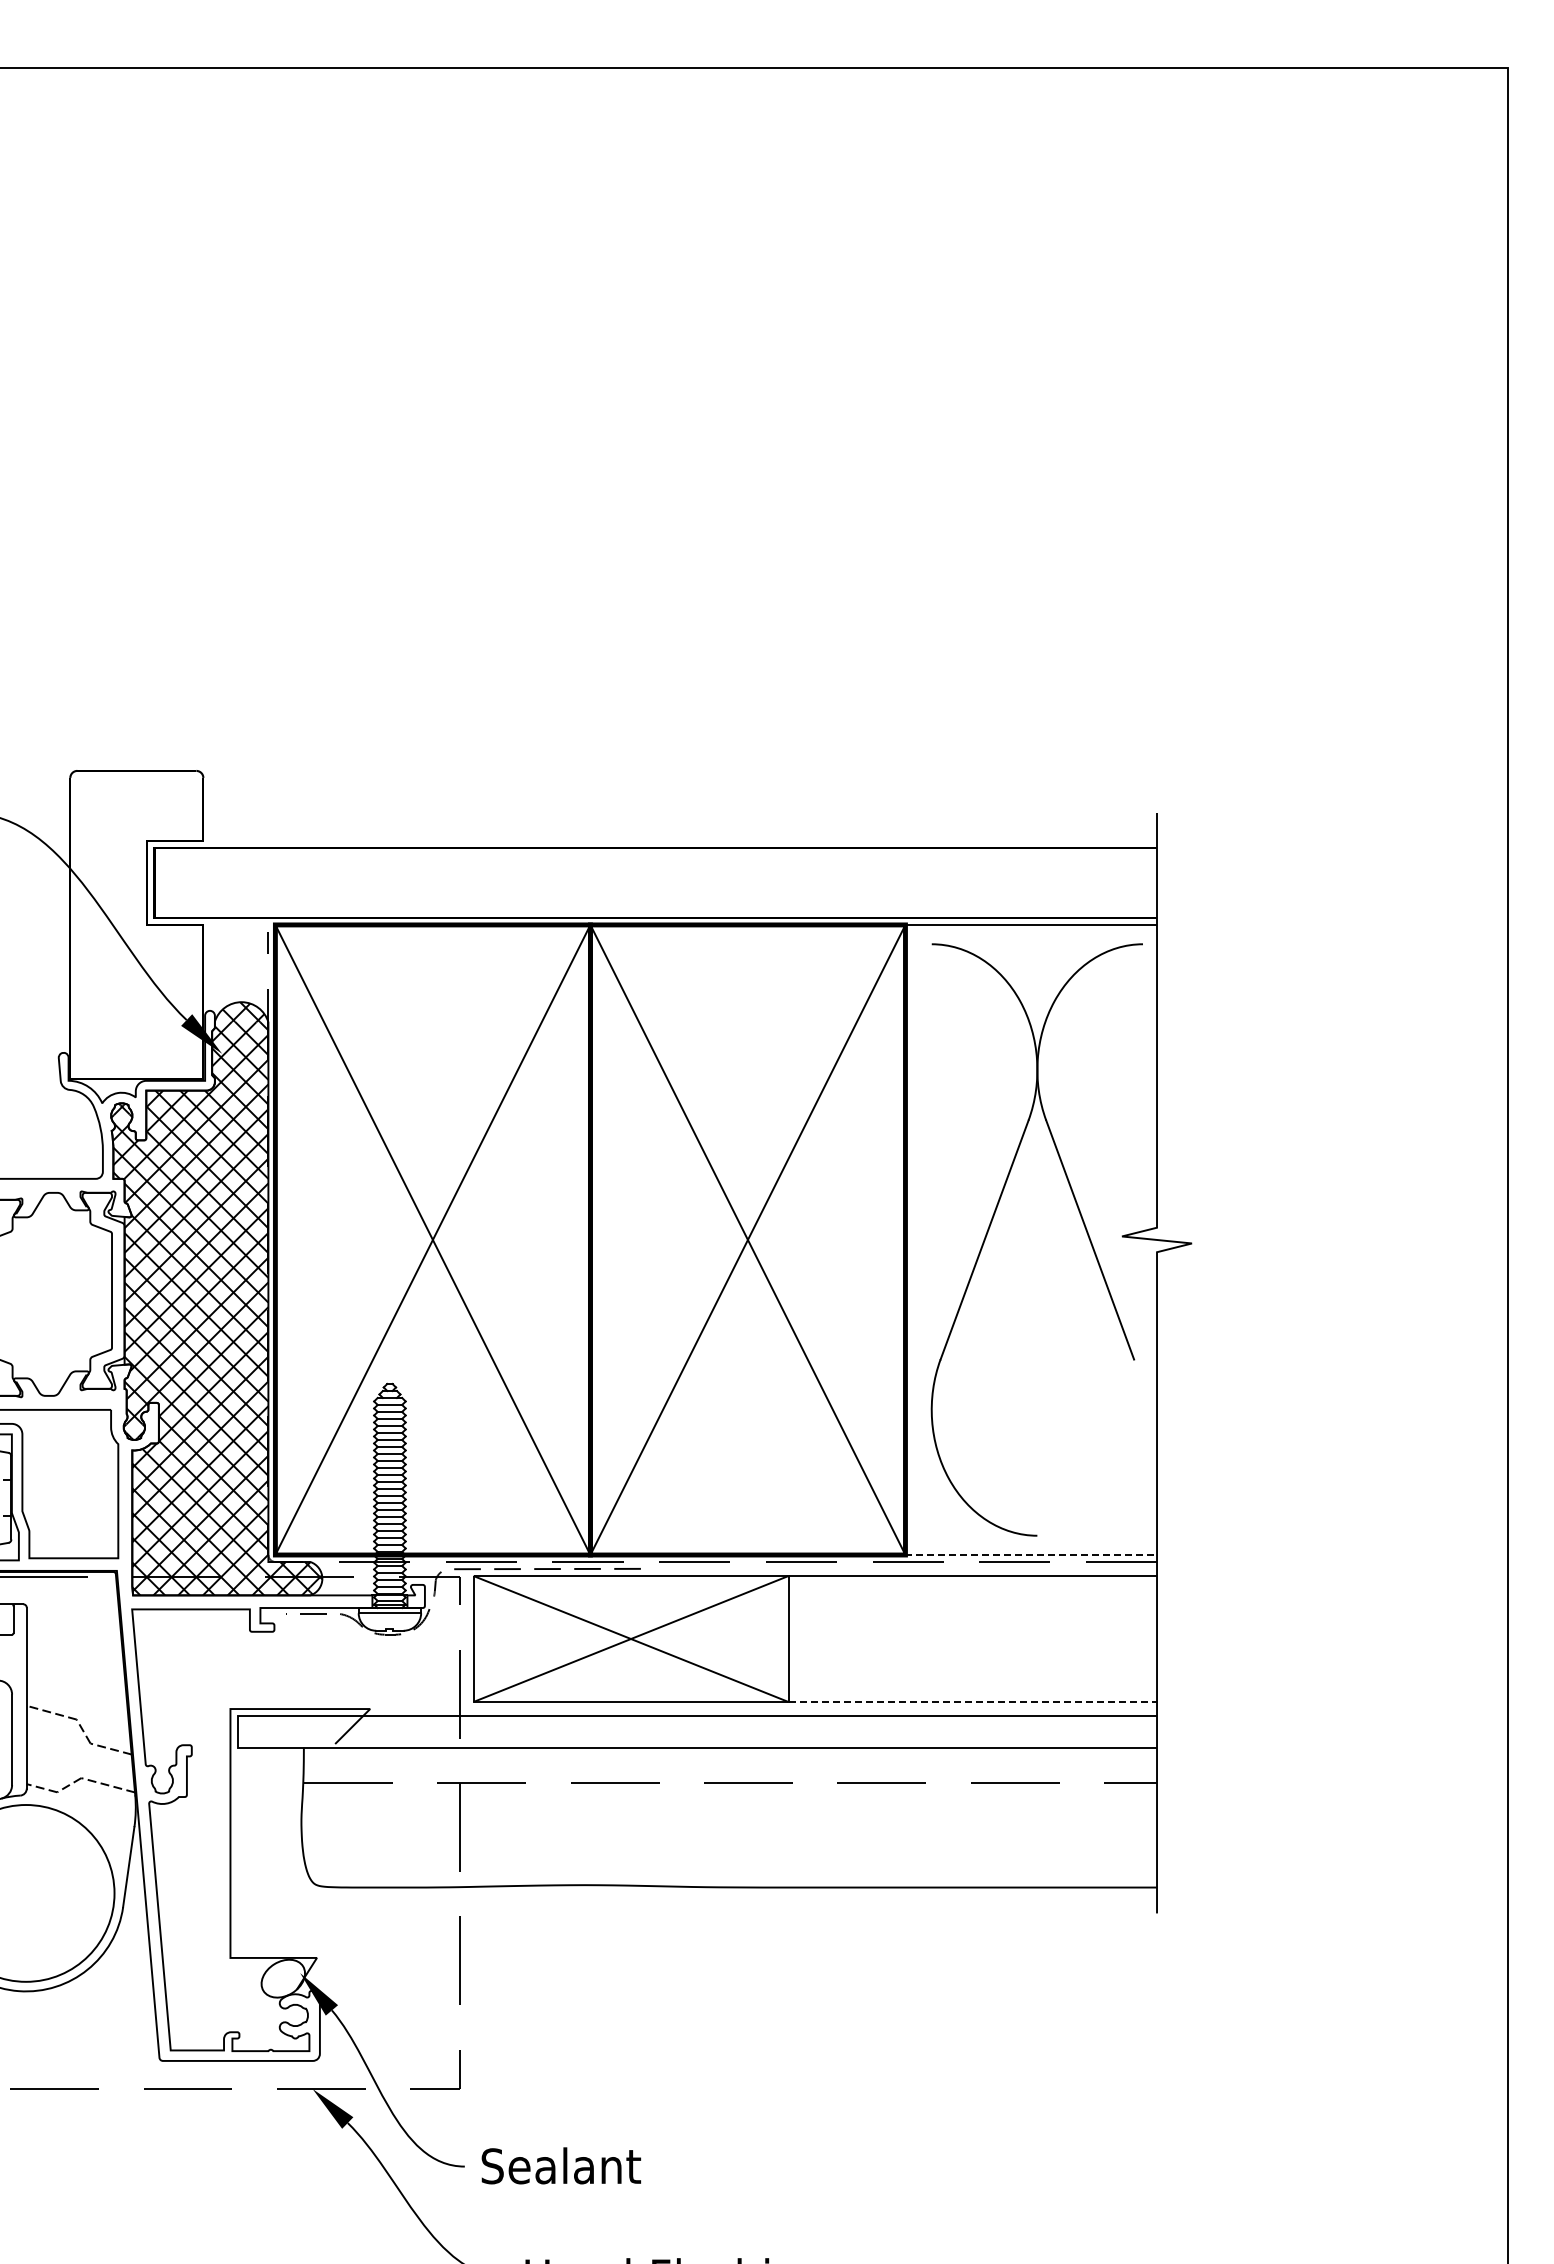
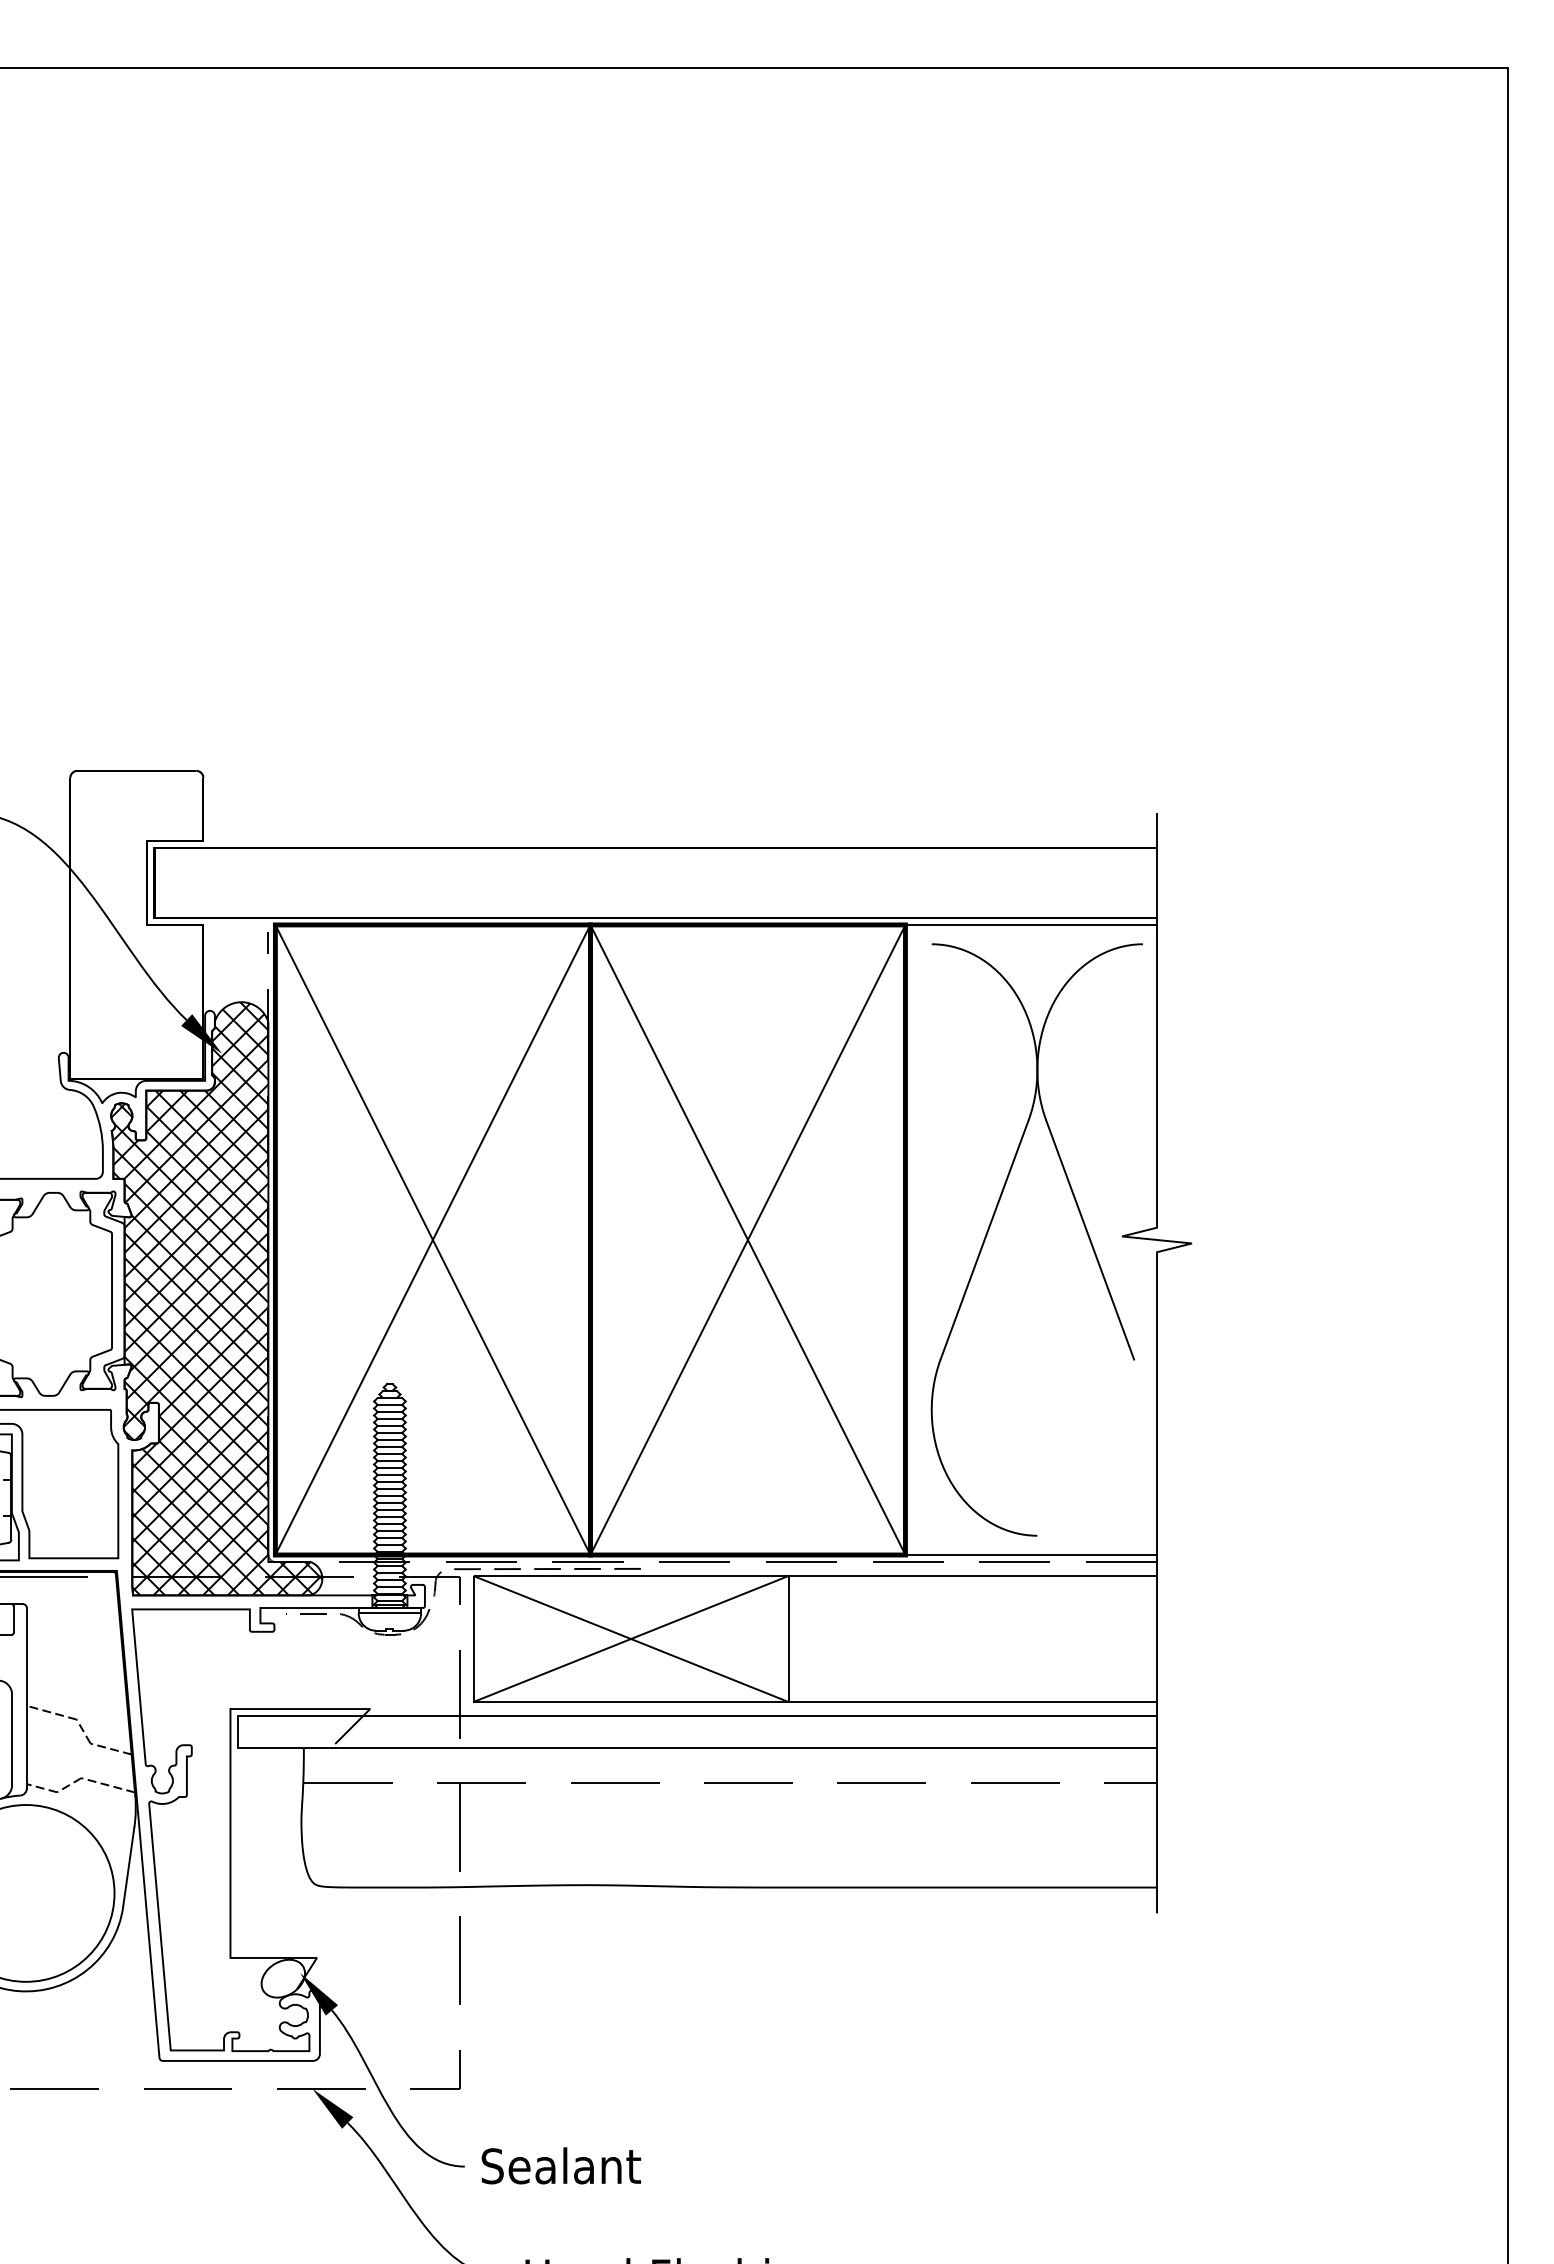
line: dashed -> solid (1031, 1555)
line: dashed -> solid (973, 1702)
